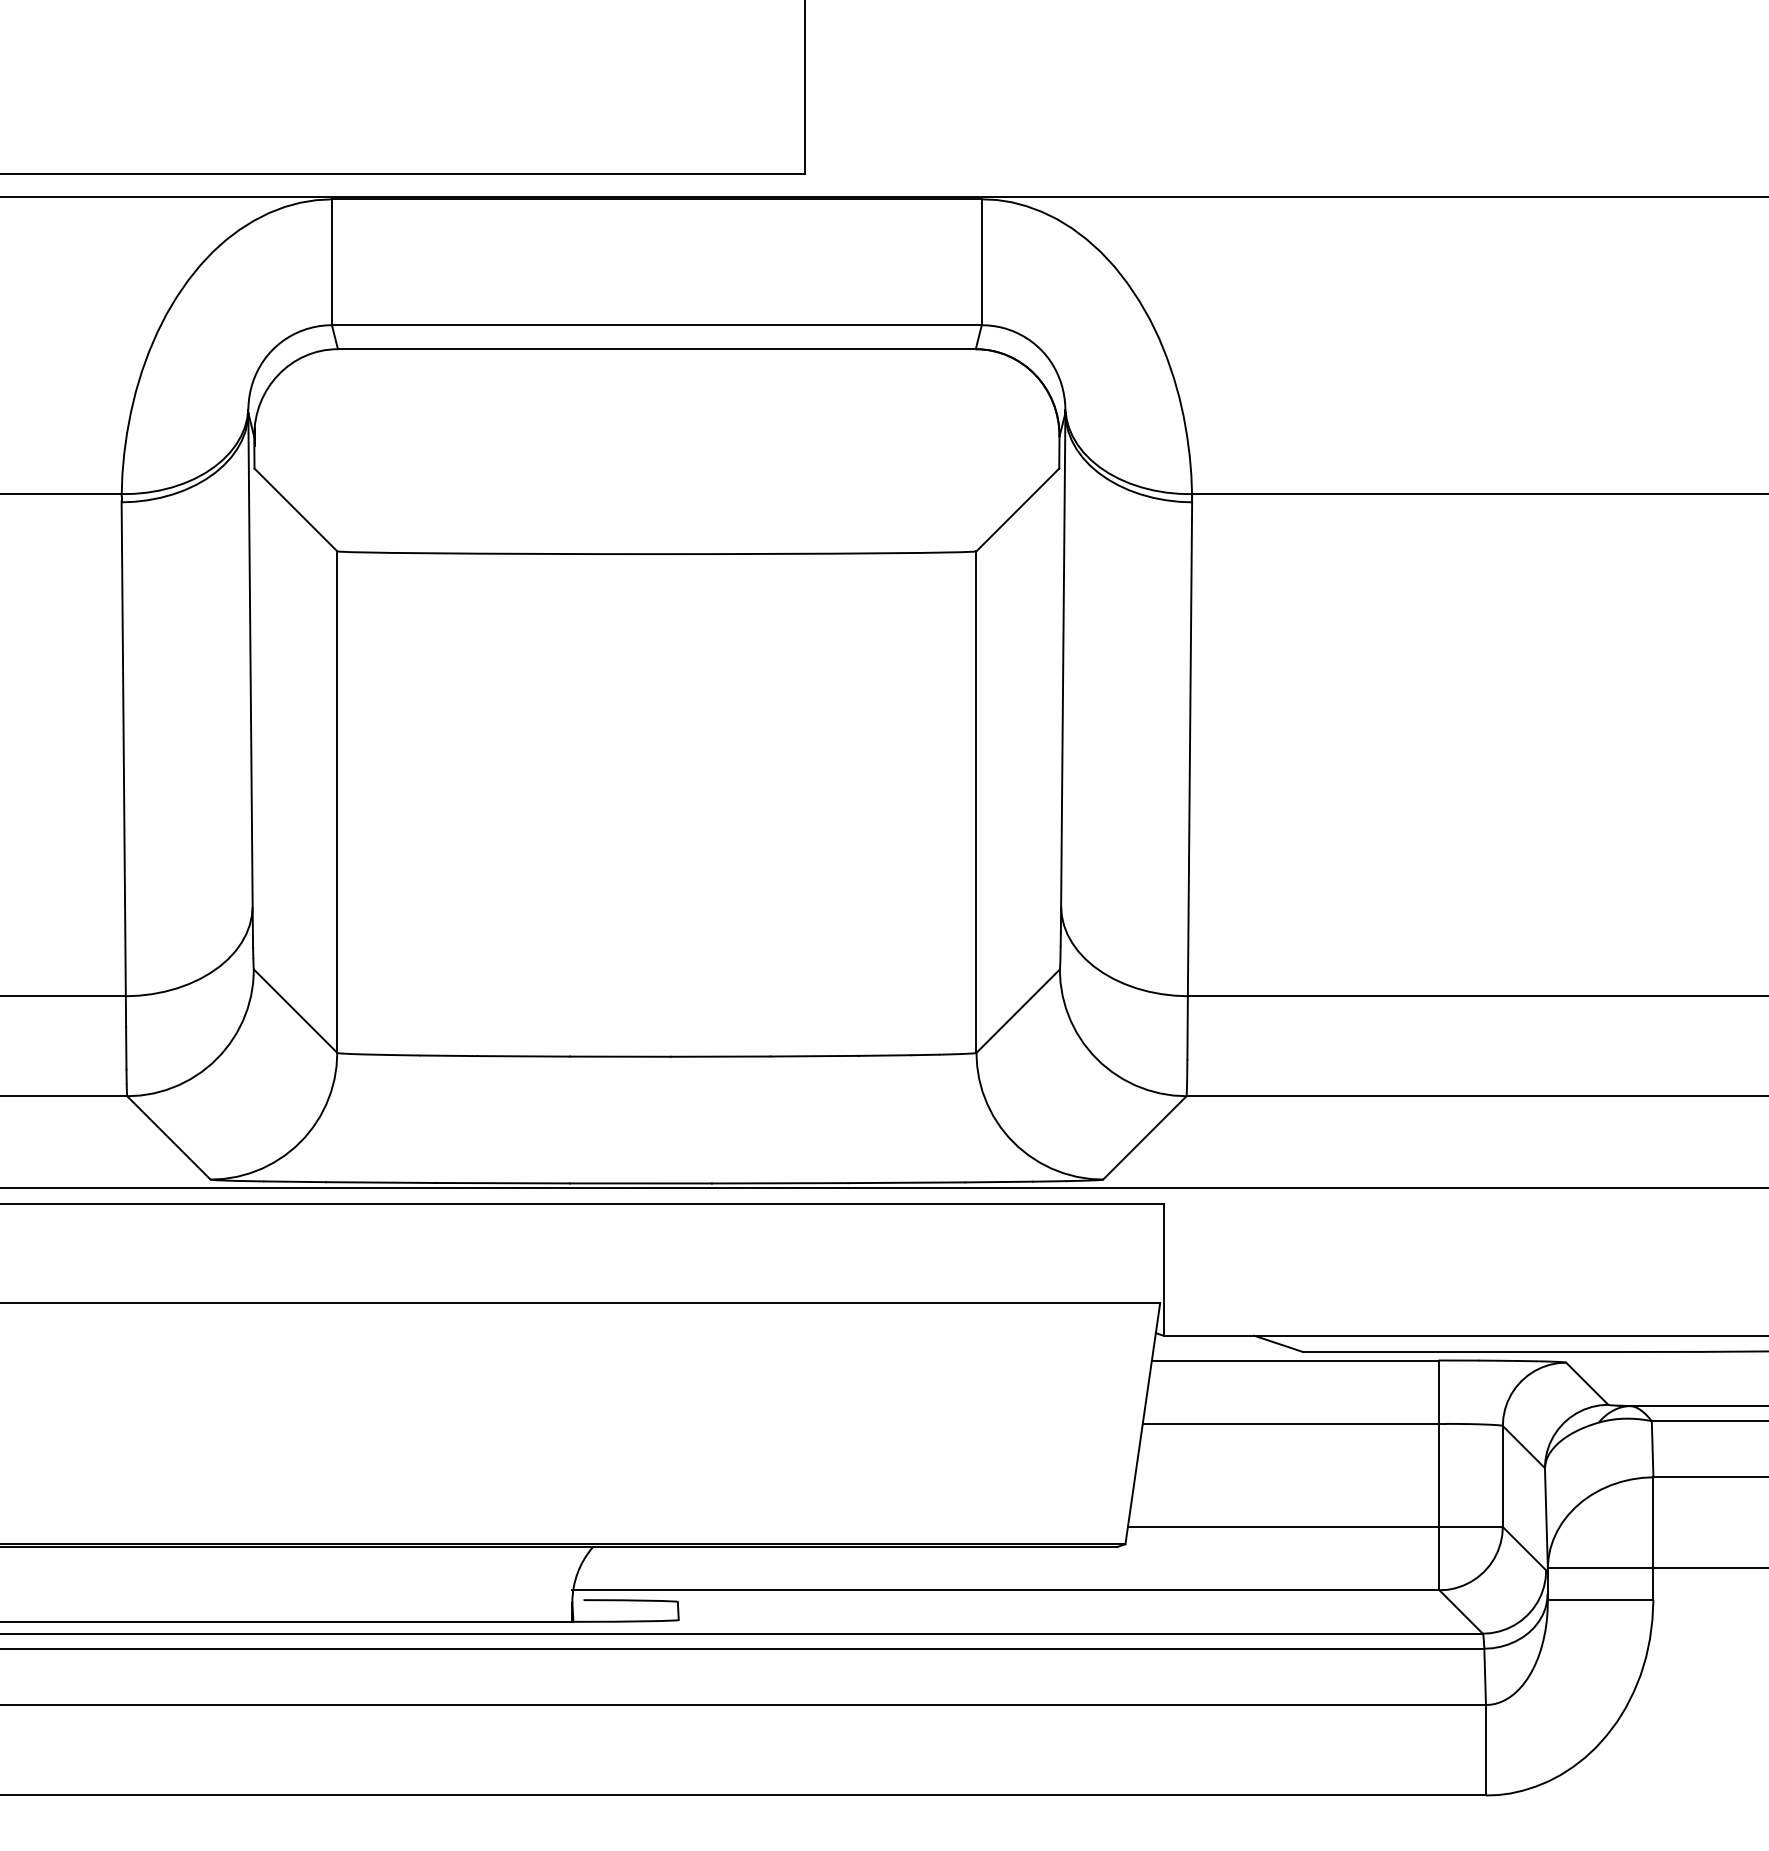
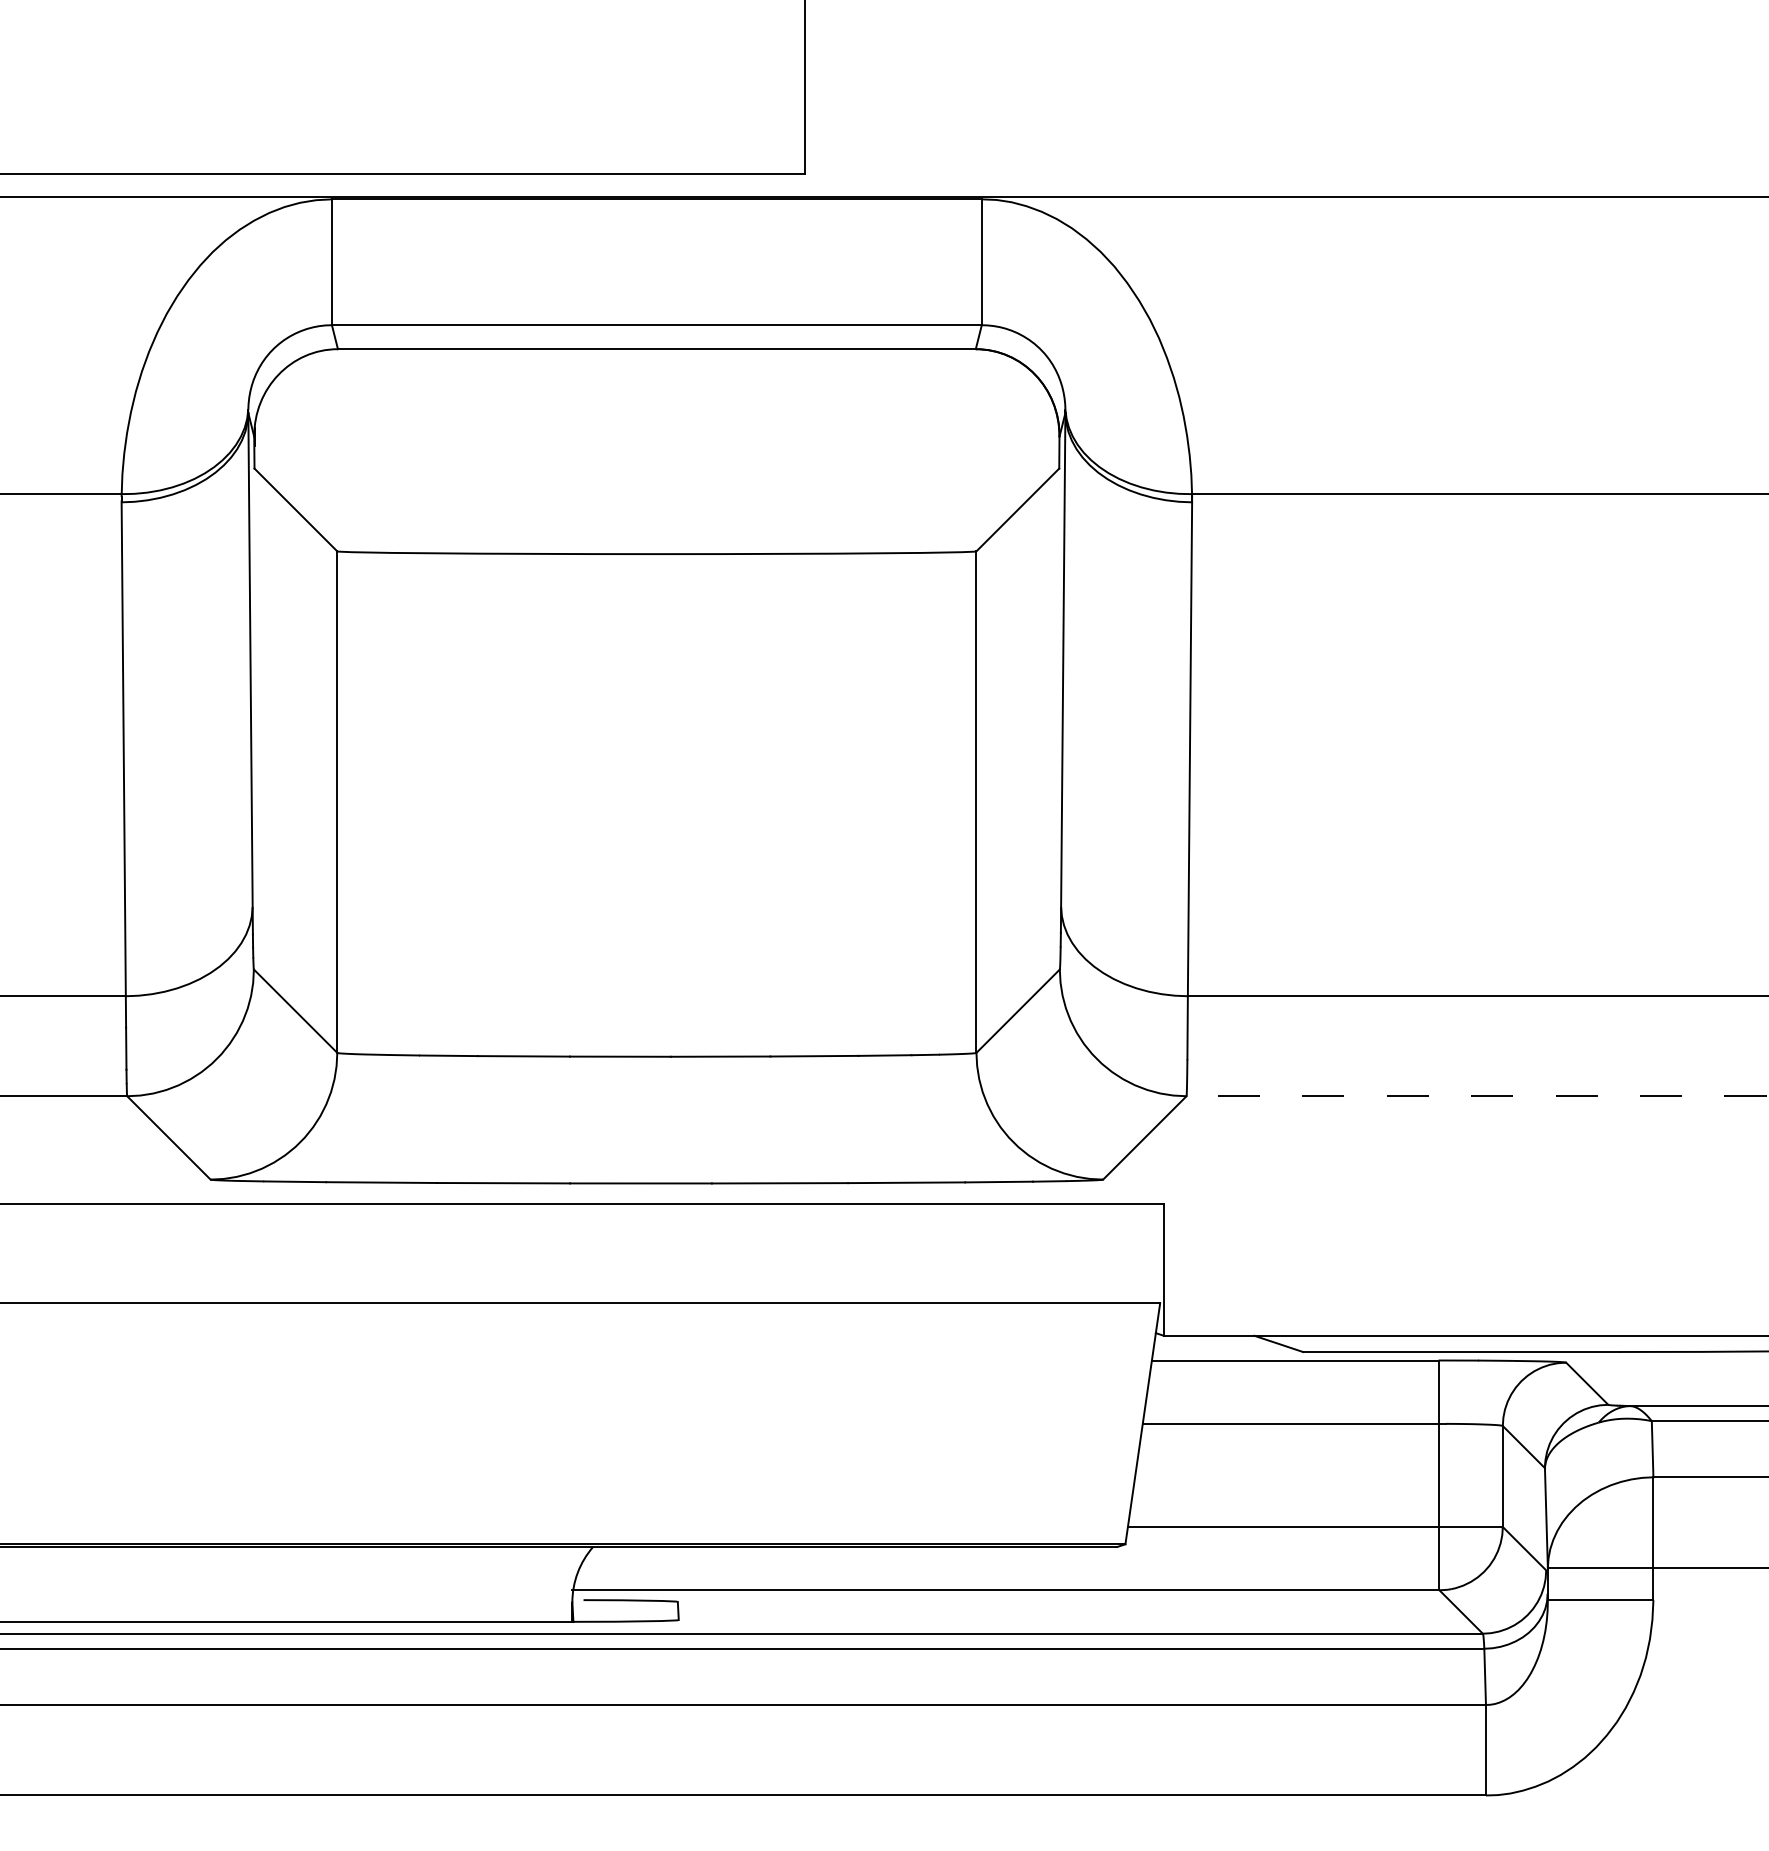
line: solid -> dashed (1477, 1096)
line: present -> none (883, 1187)
